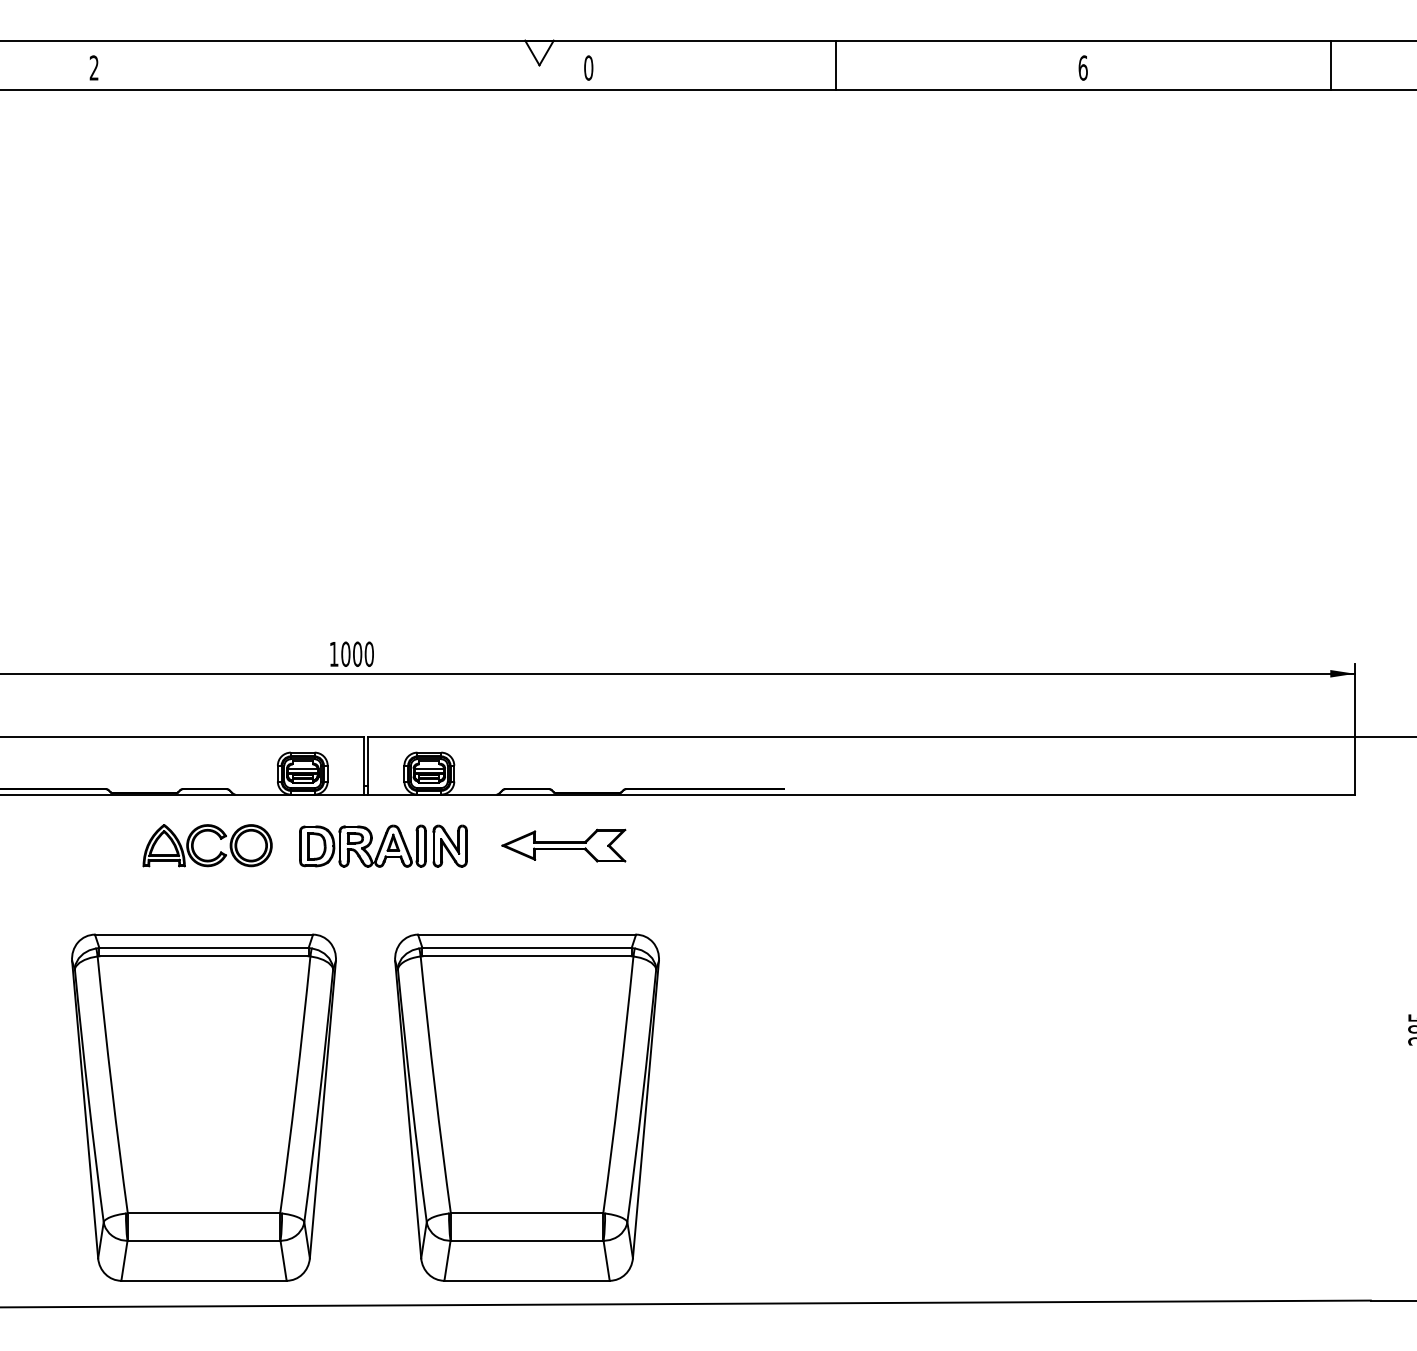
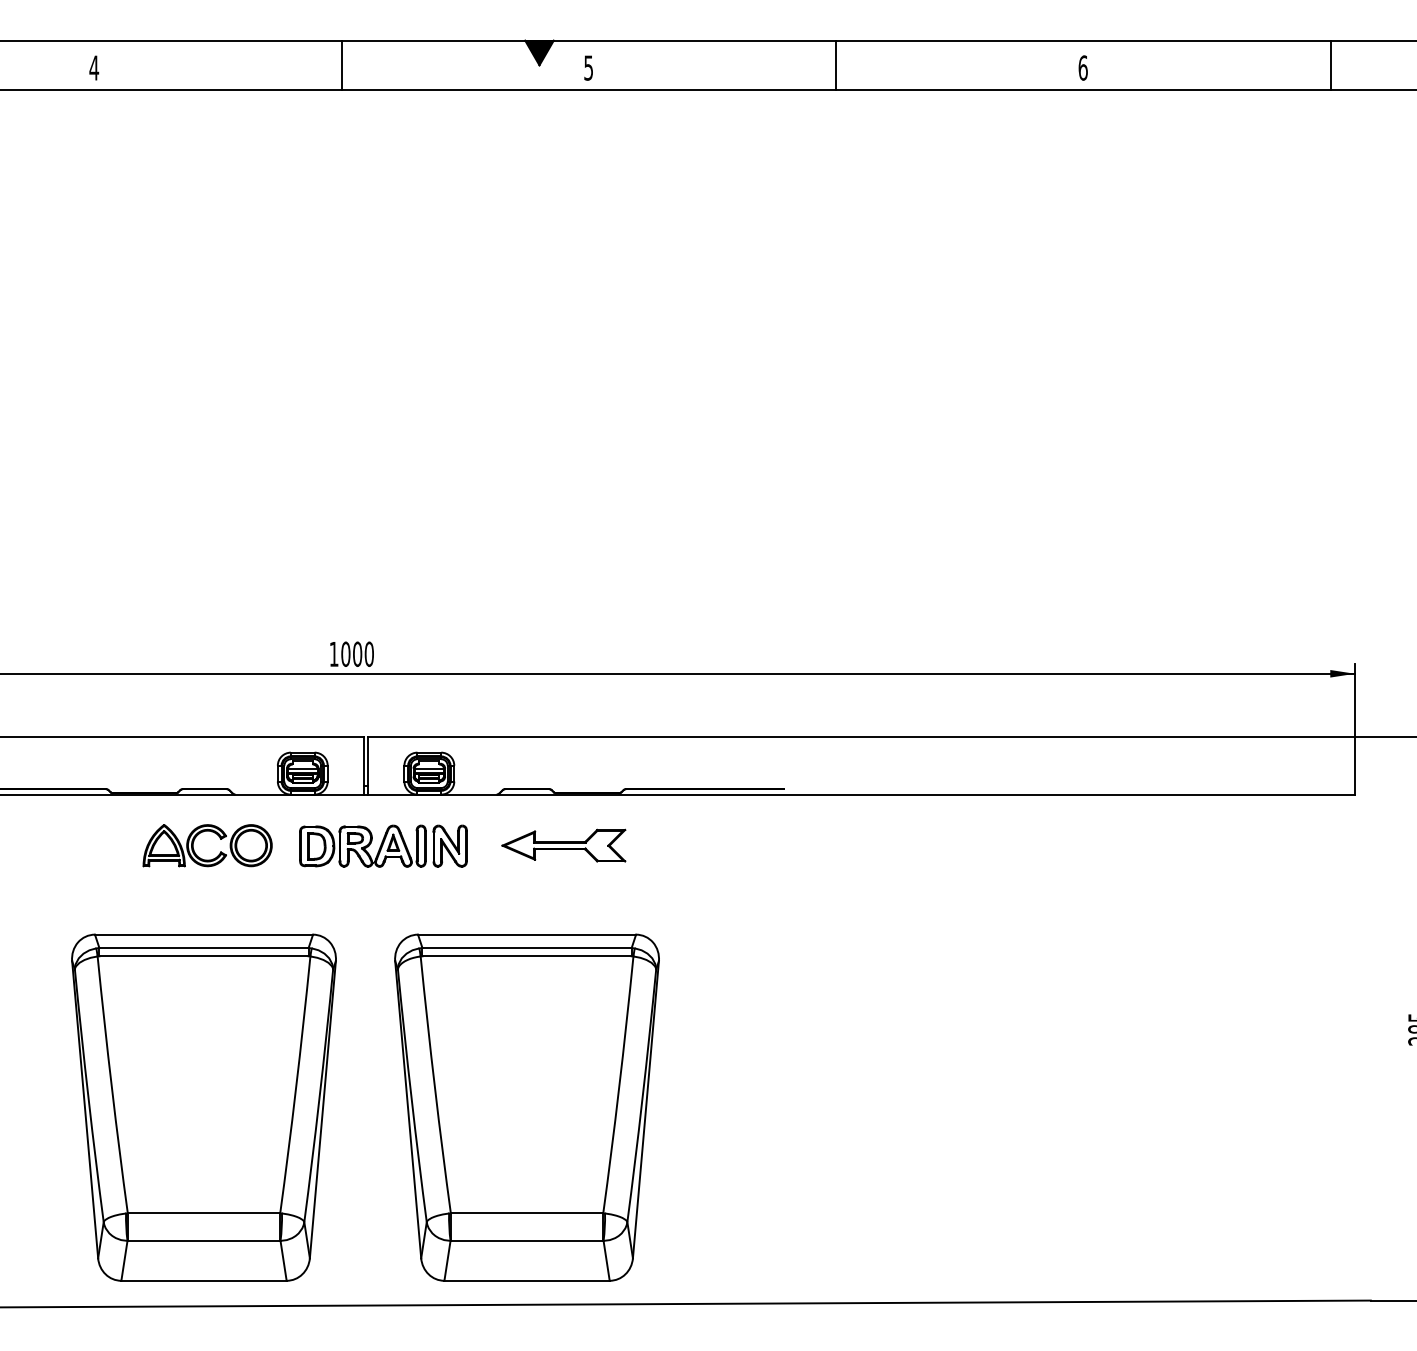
fill: none -> present (539, 52)
line: none -> present (341, 65)
text: 2 -> 4 (94, 67)
text: 0 -> 5 (588, 67)
